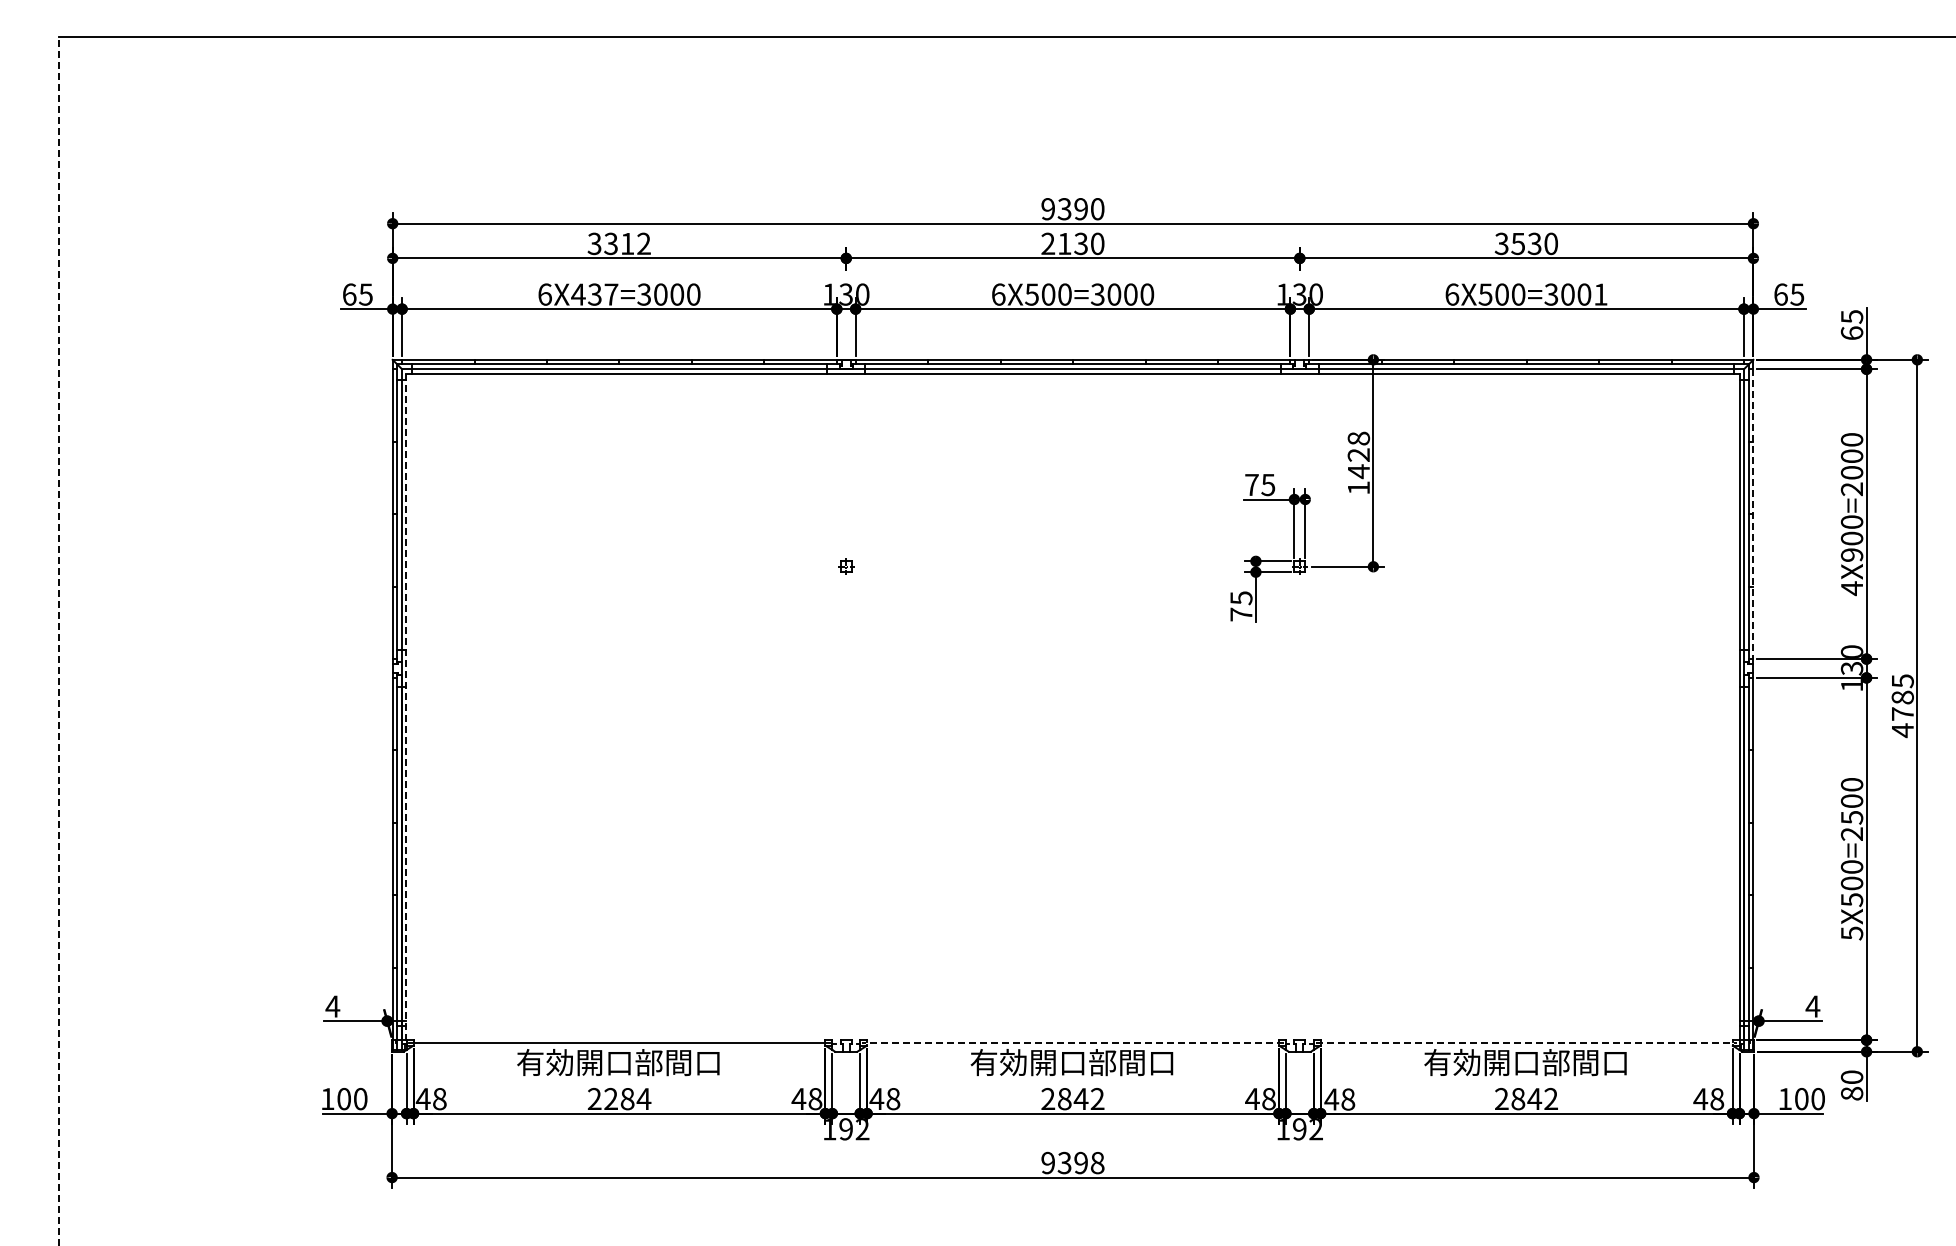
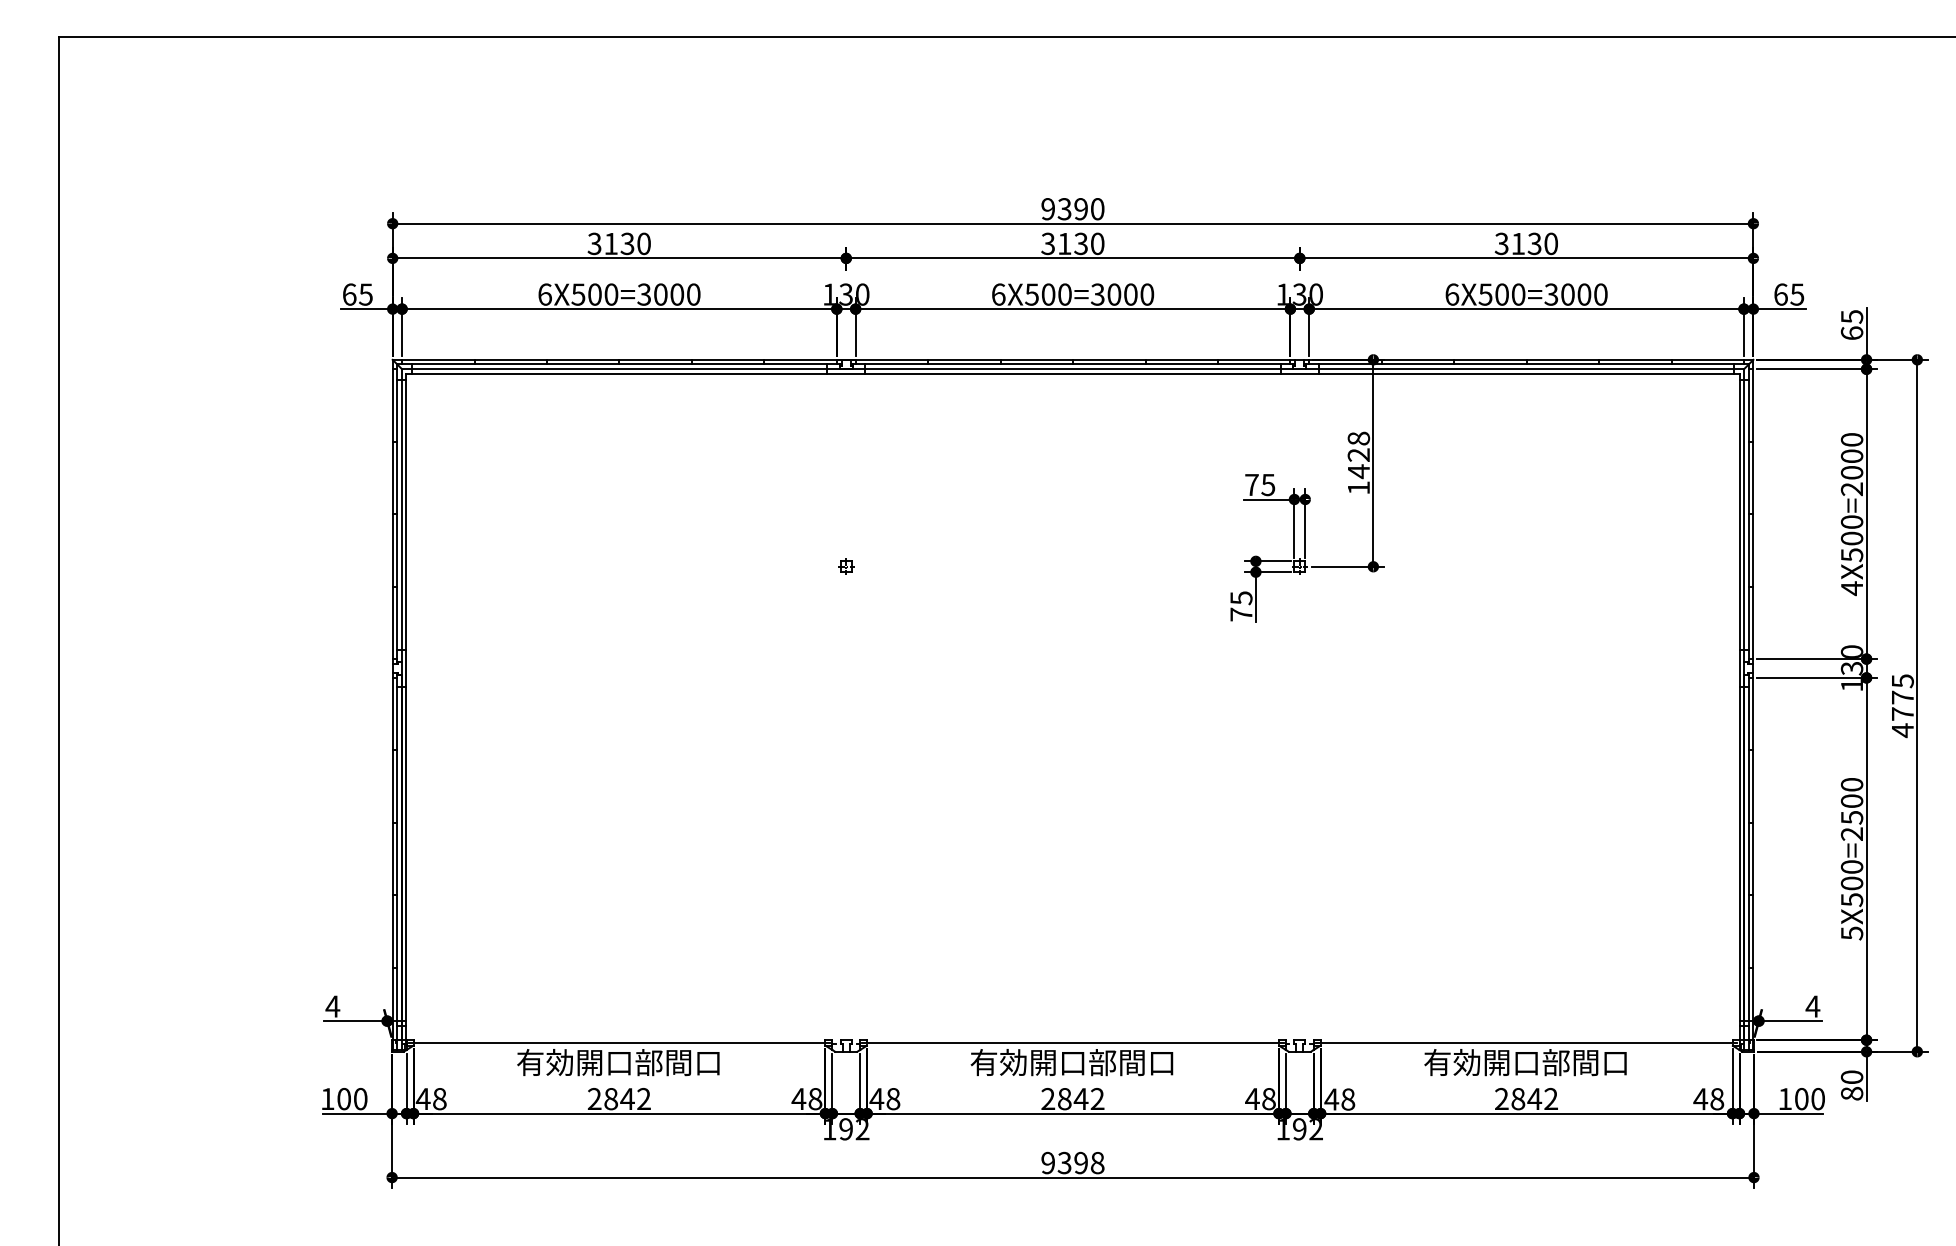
text: 3312 -> 3130 (627, 243)
text: 2130 -> 3130 (1048, 244)
text: 3530 -> 3130 (1517, 244)
text: 6X437=3000 -> 6X500=3000 (594, 294)
text: 6X500=3001 -> 6X500=3000 (1600, 294)
line: dashed -> solid (1753, 514)
text: 4X900=2000 -> 4X500=2000 (1851, 555)
line: dashed -> solid (58, 641)
text: 4785 -> 4775 (1902, 697)
line: dashed -> solid (406, 709)
line: dashed -> solid (1073, 1043)
line: dashed -> solid (1526, 1043)
text: 2284 -> 2842 (627, 1098)
